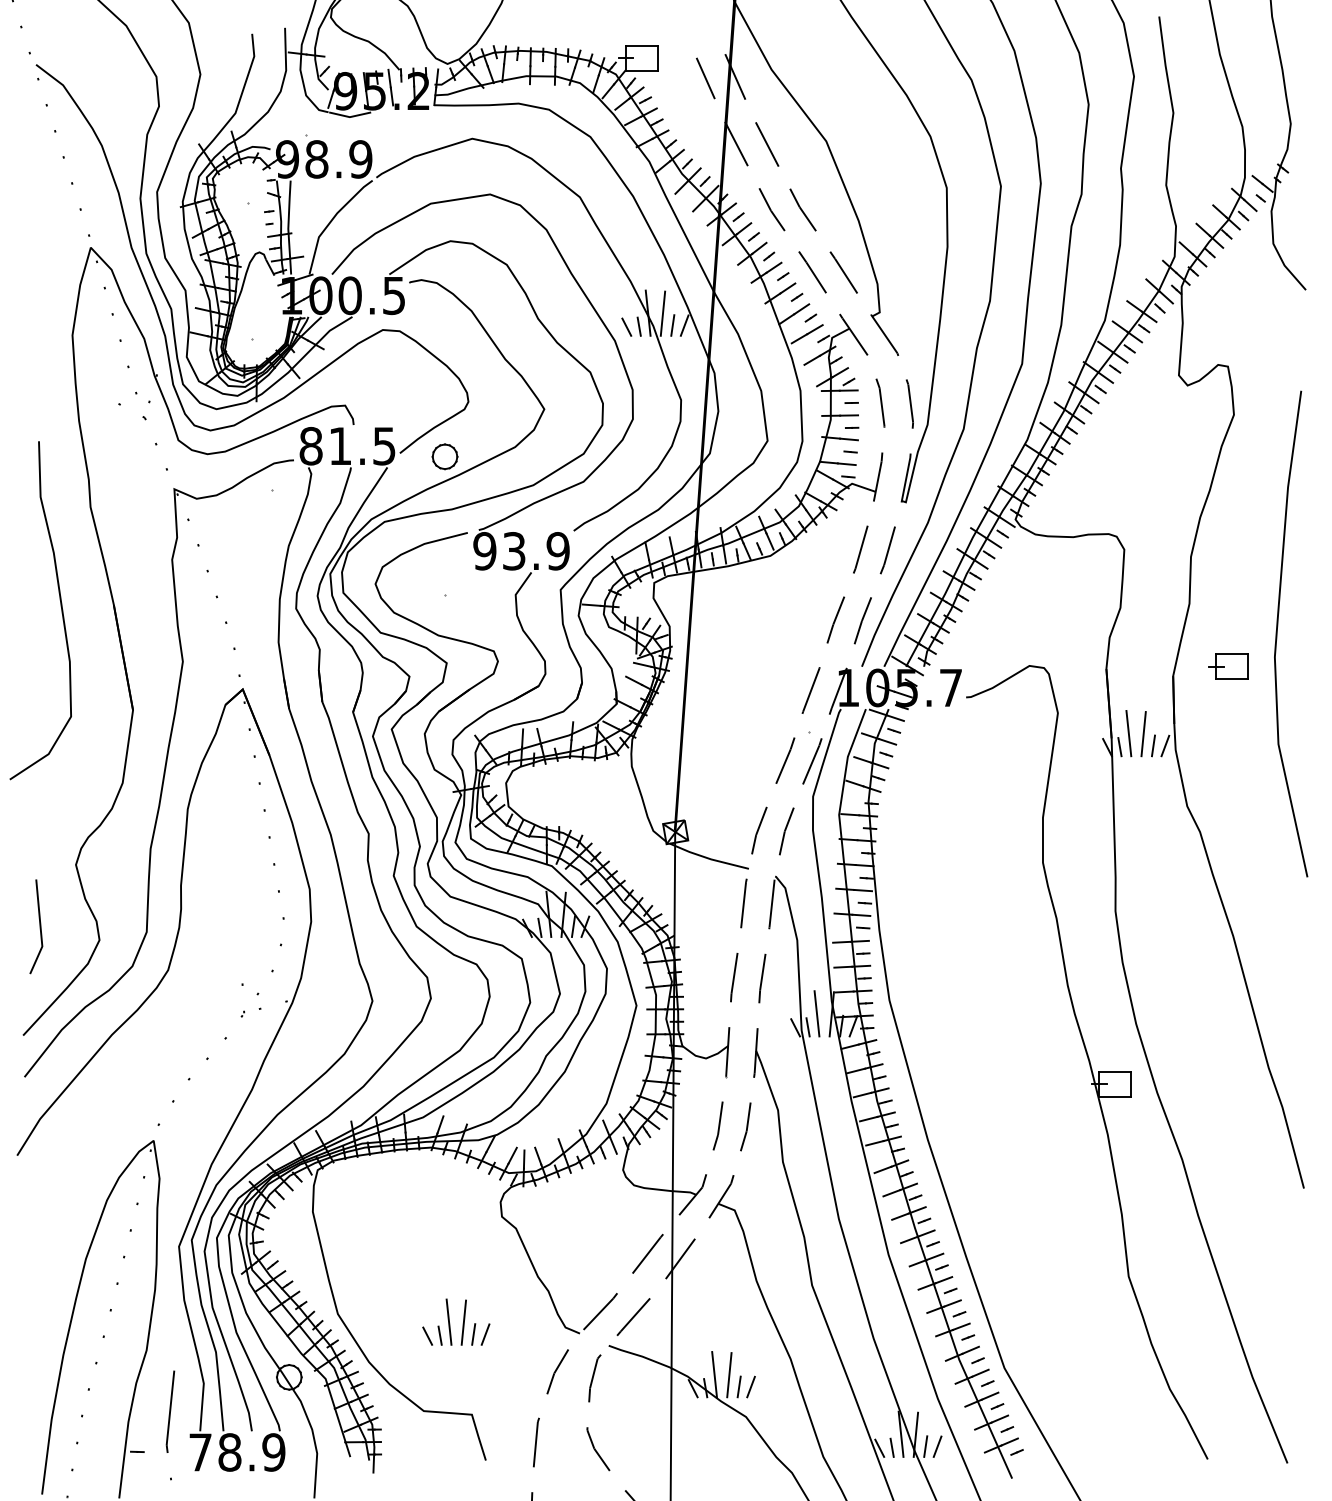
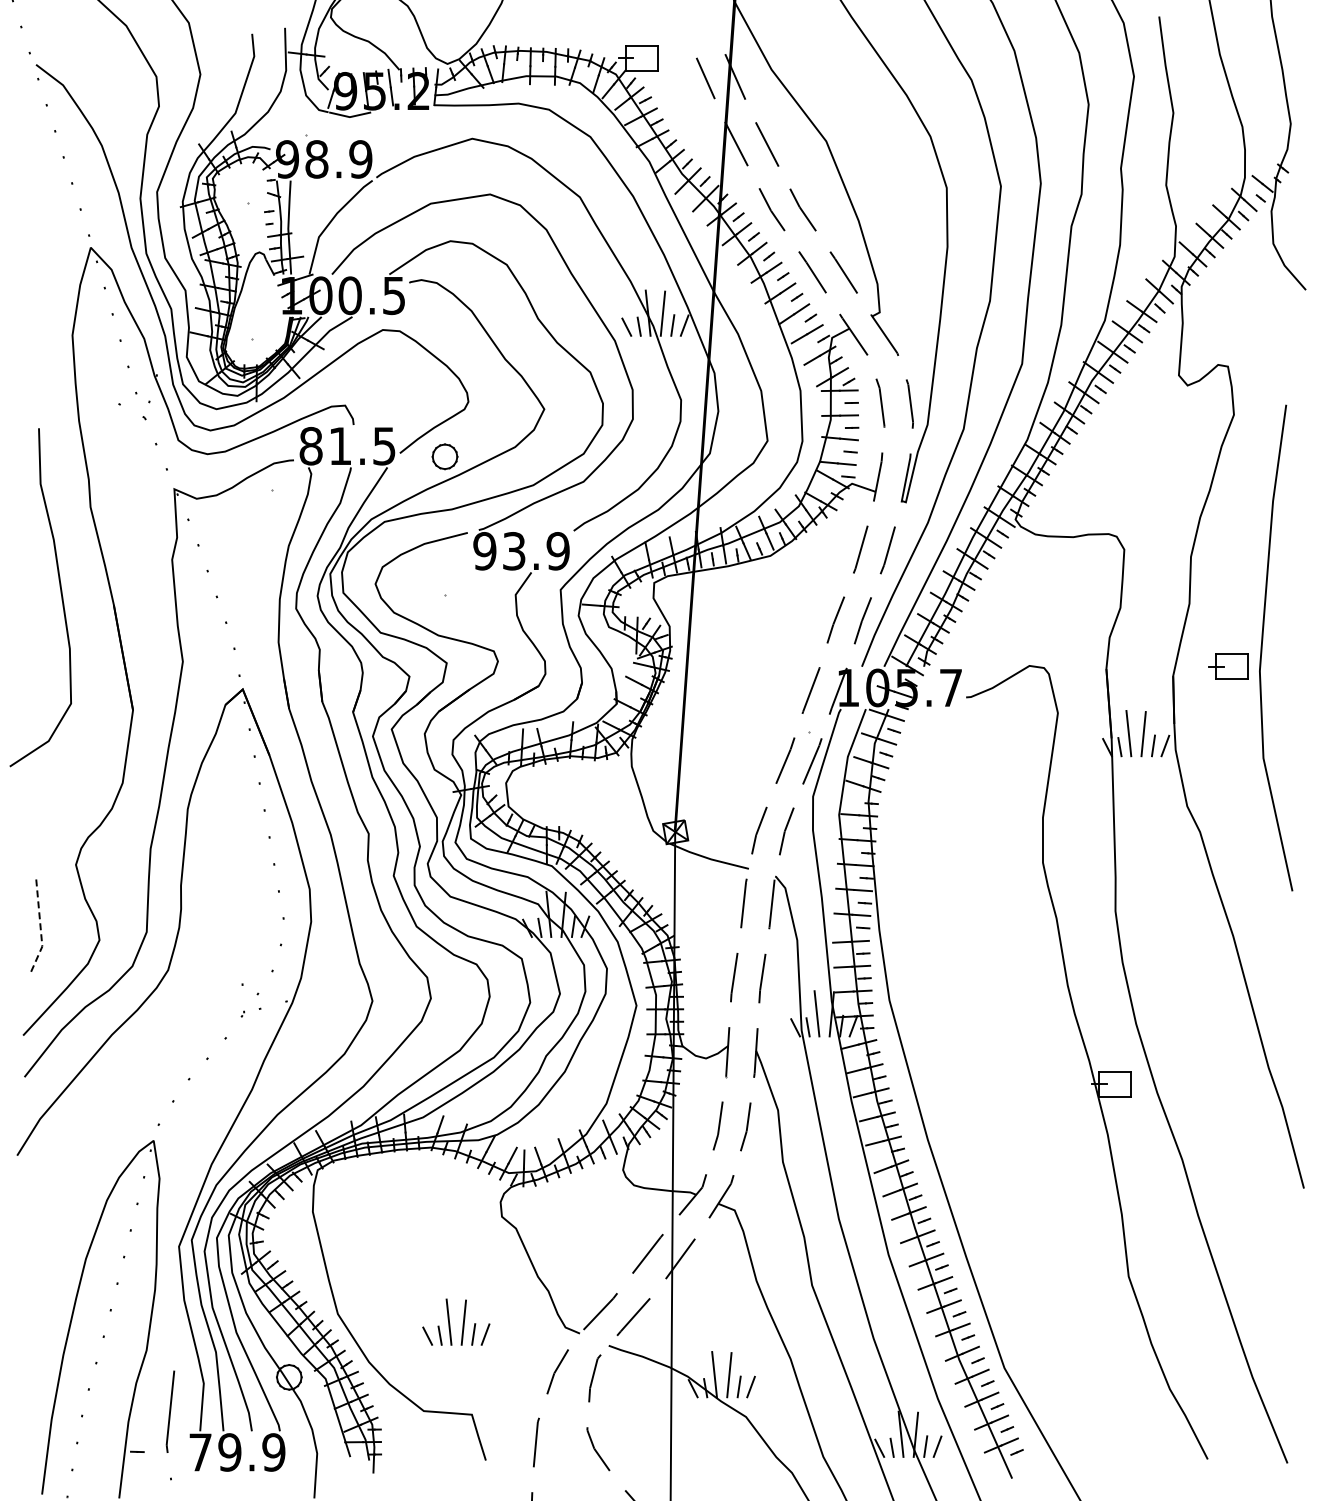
curve position: (60, 606) -> (60, 593) (60, 593)
curve position: (1277, 633) -> (1262, 647) (1262, 647)
line: solid -> dashed (40, 928)
text: 78.9 -> 79.9 (229, 1452)
